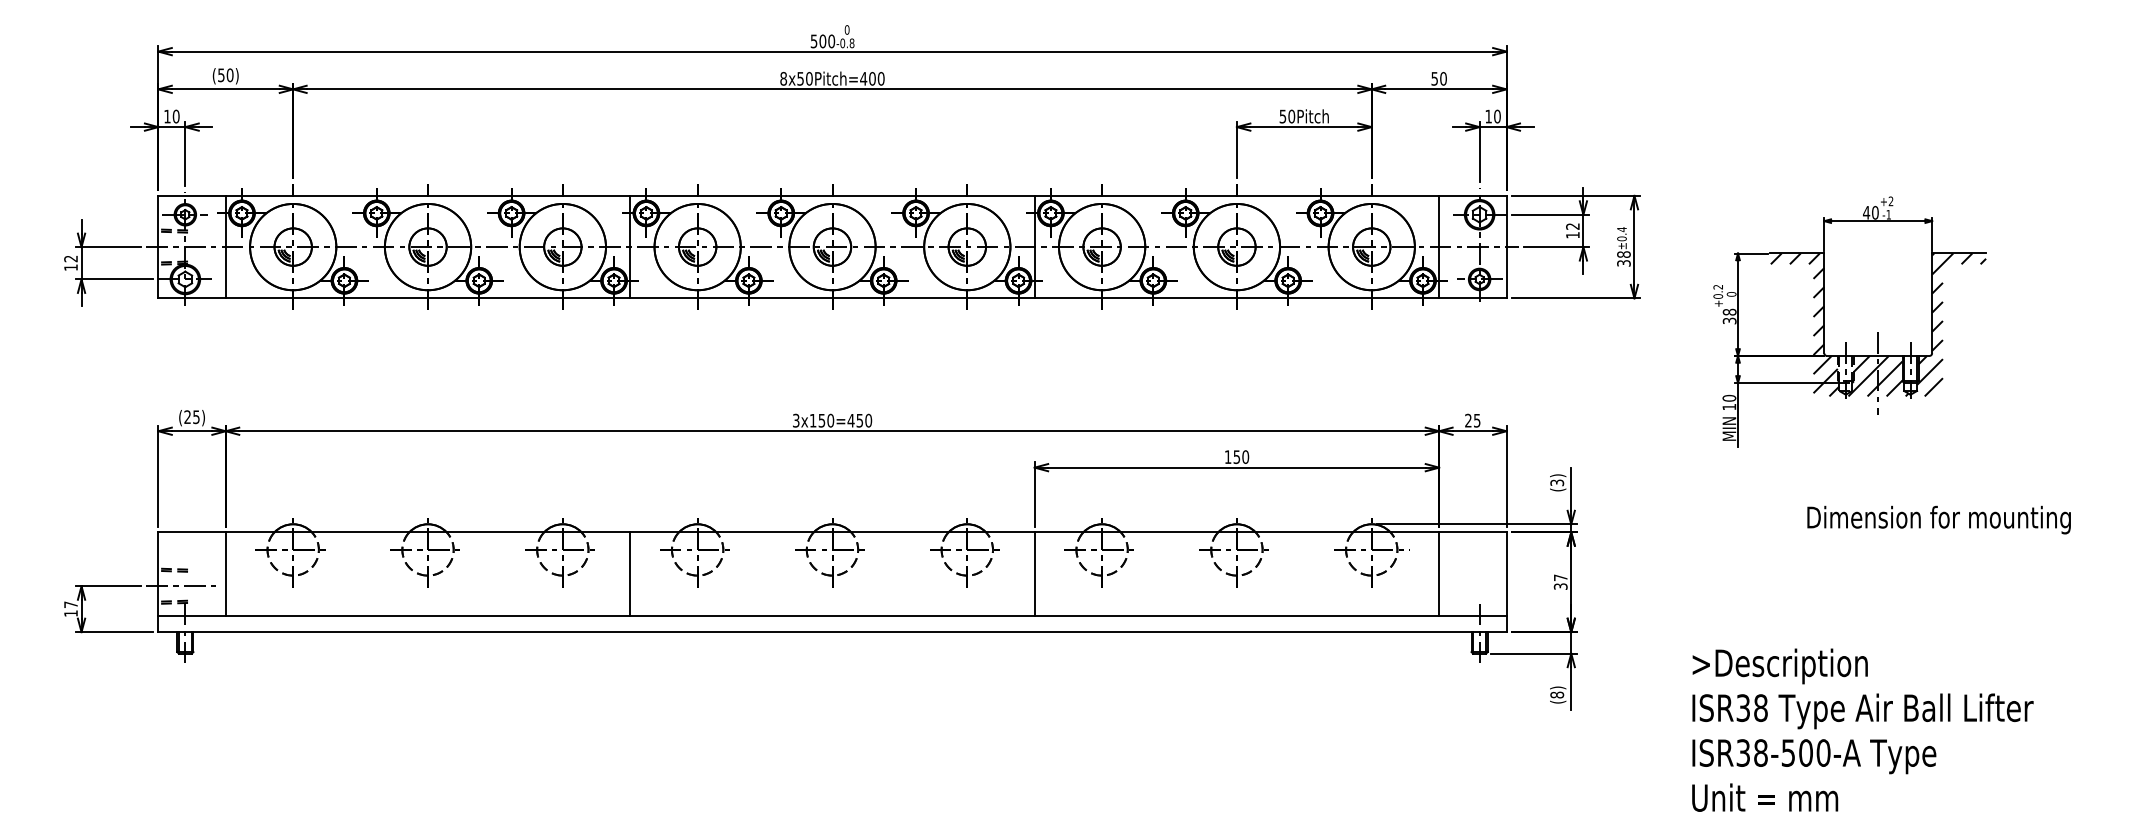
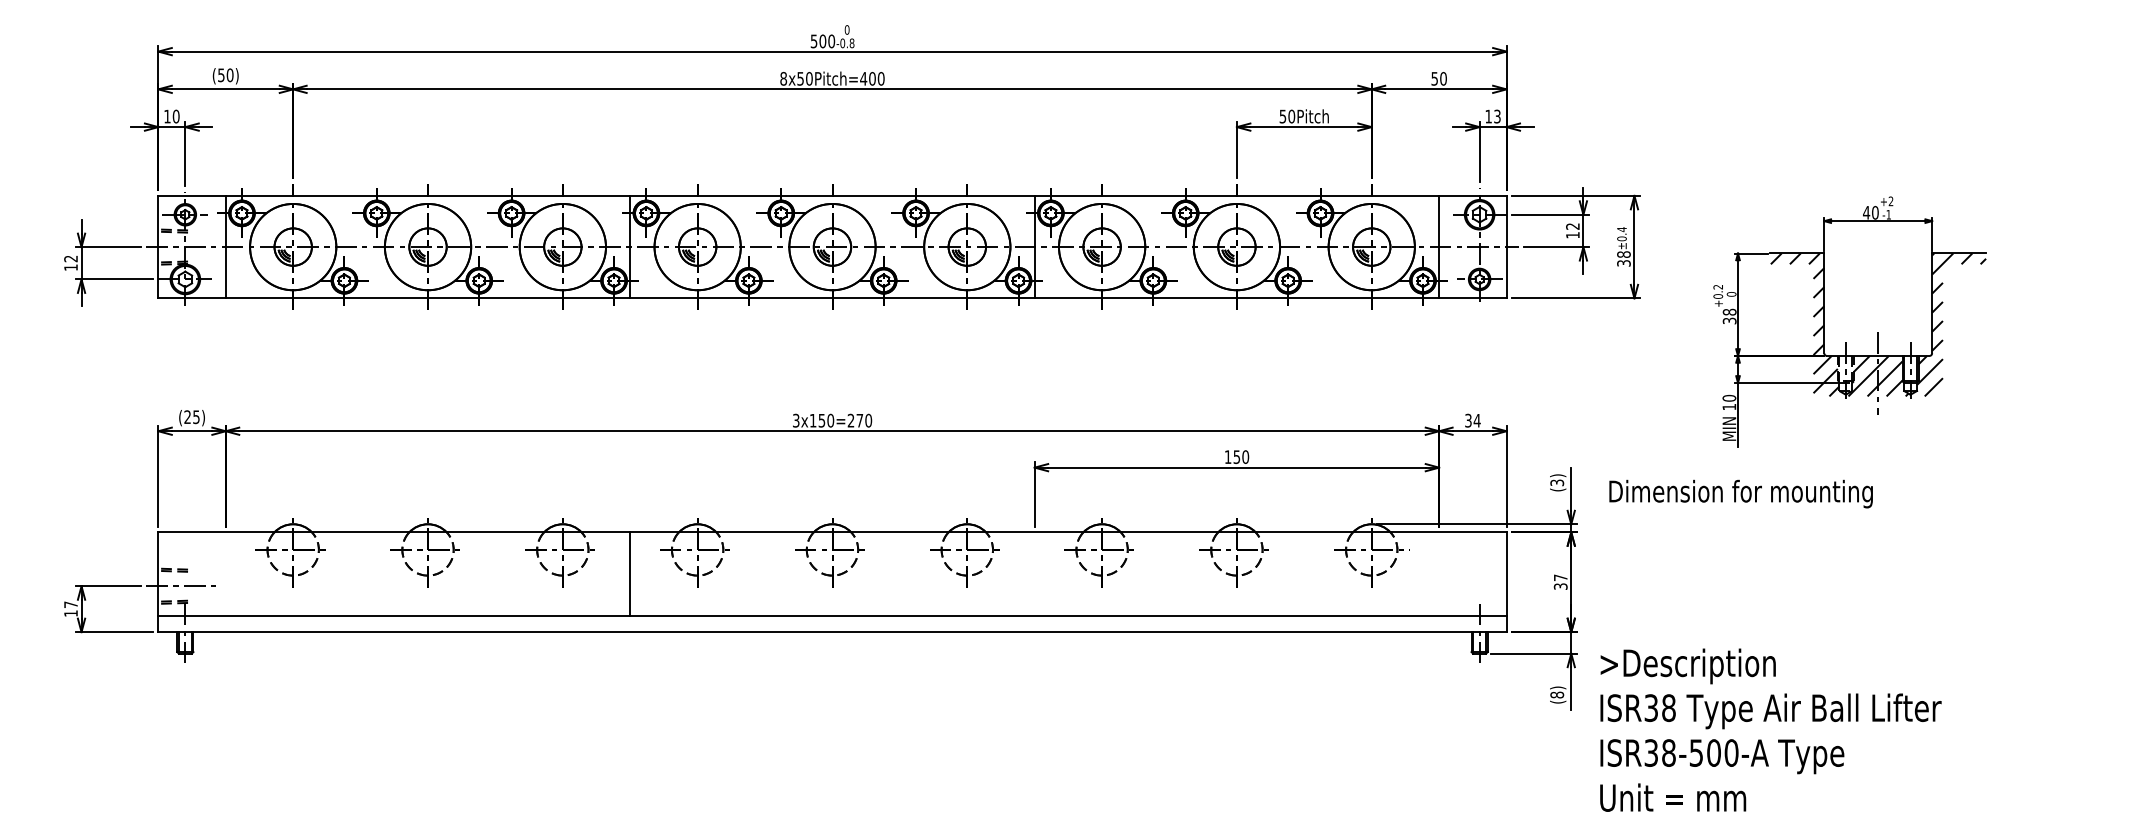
text: 10 -> 13 (1497, 116)
text: 3x150=450 -> 3x150=270 (855, 420)
text: 25 -> 34 (1472, 420)
text position: (1938, 519) -> (1740, 493) (1740, 493)
line: present -> none (225, 573)
line: present -> none (1034, 573)
line: present -> none (1439, 573)
text position: (1862, 729) -> (1770, 729) (1770, 729)
